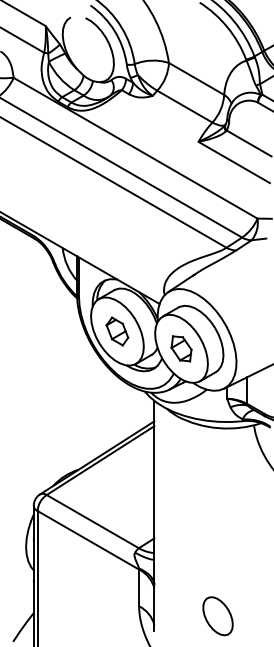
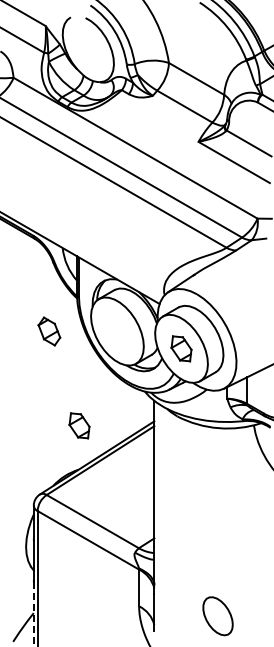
part position: (117, 331) -> (49, 331) (49, 331)
part: none -> present (79, 425)
line: solid -> dashed (33, 614)
